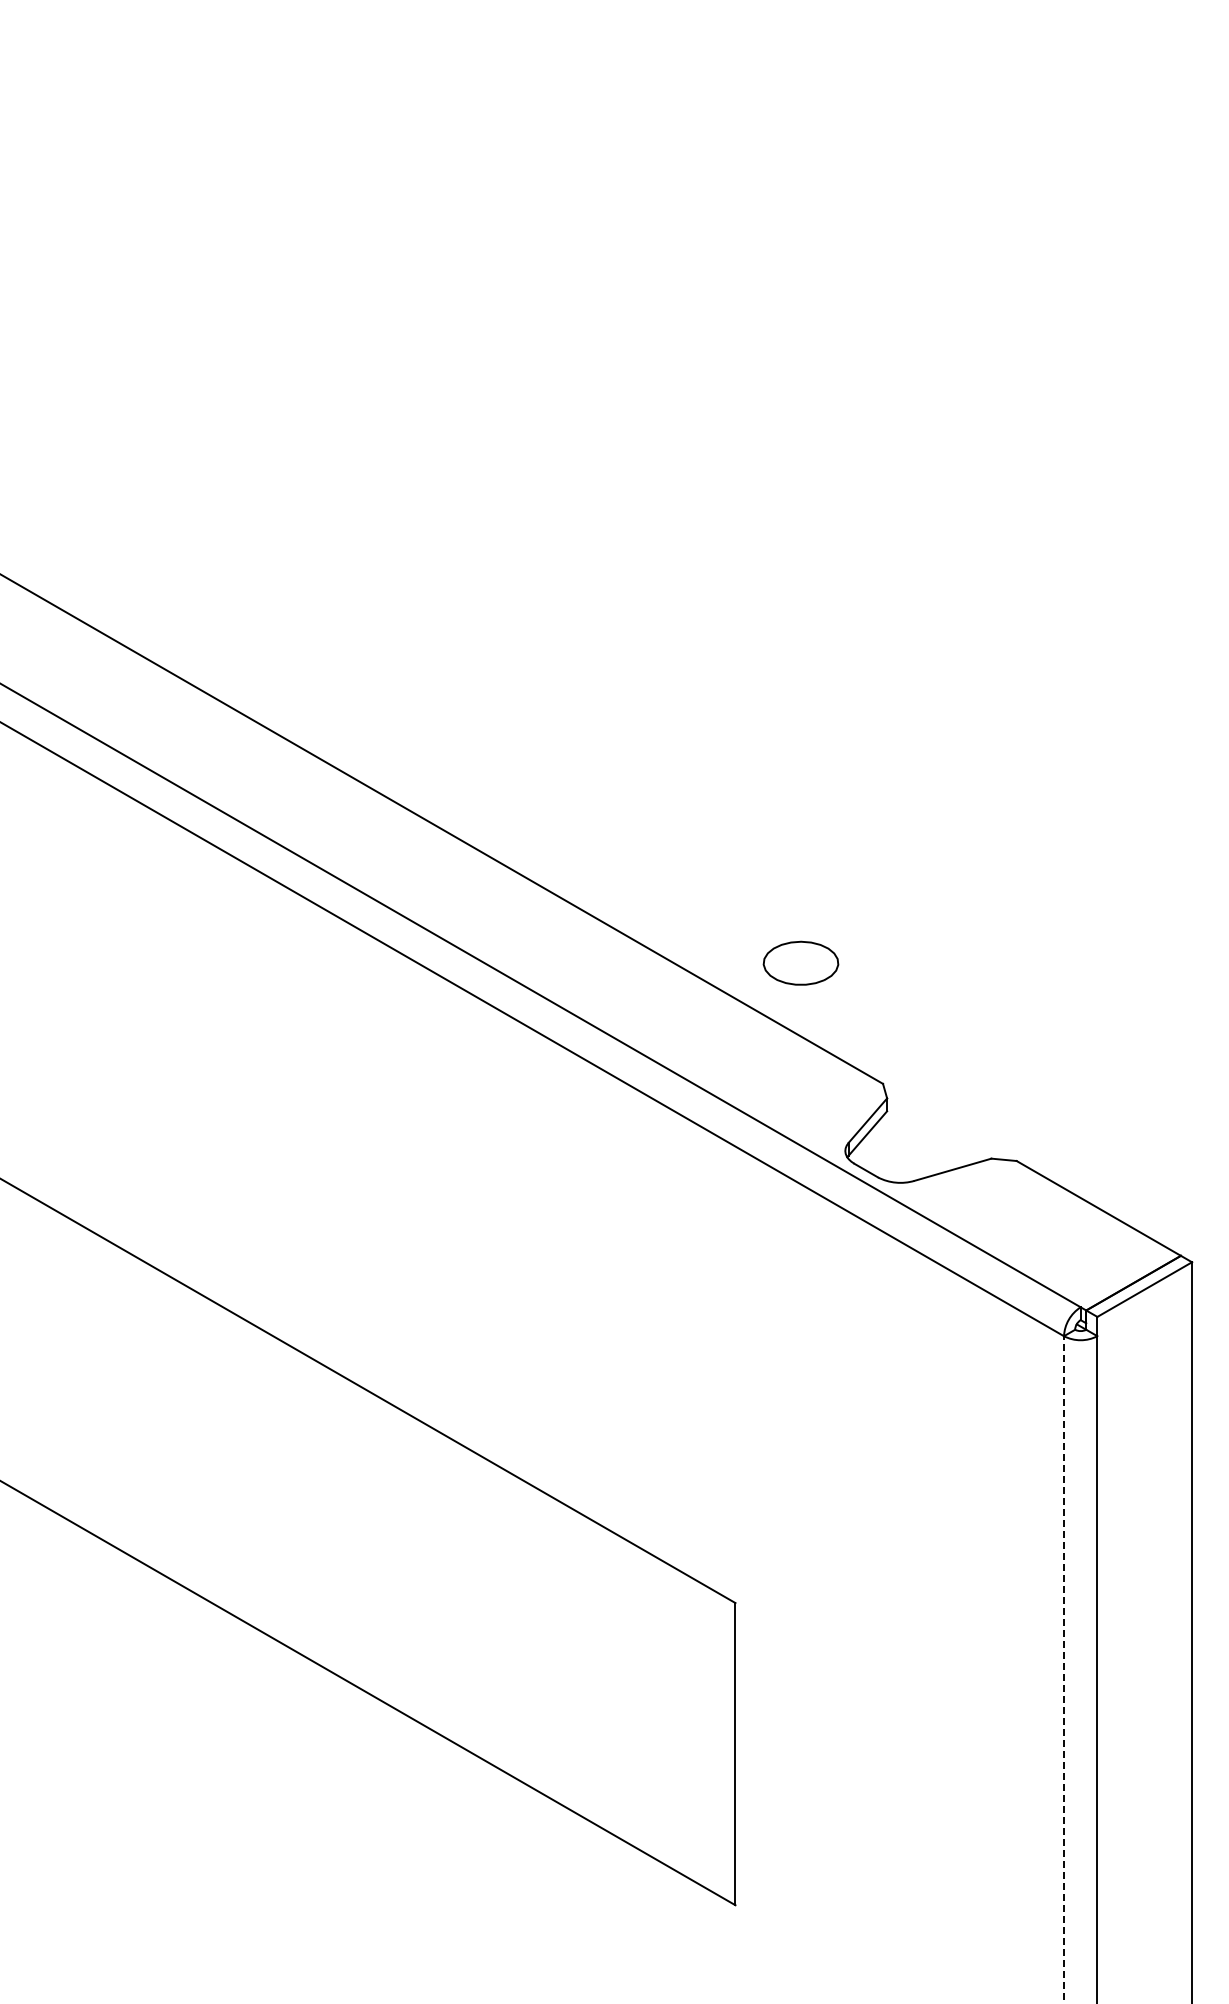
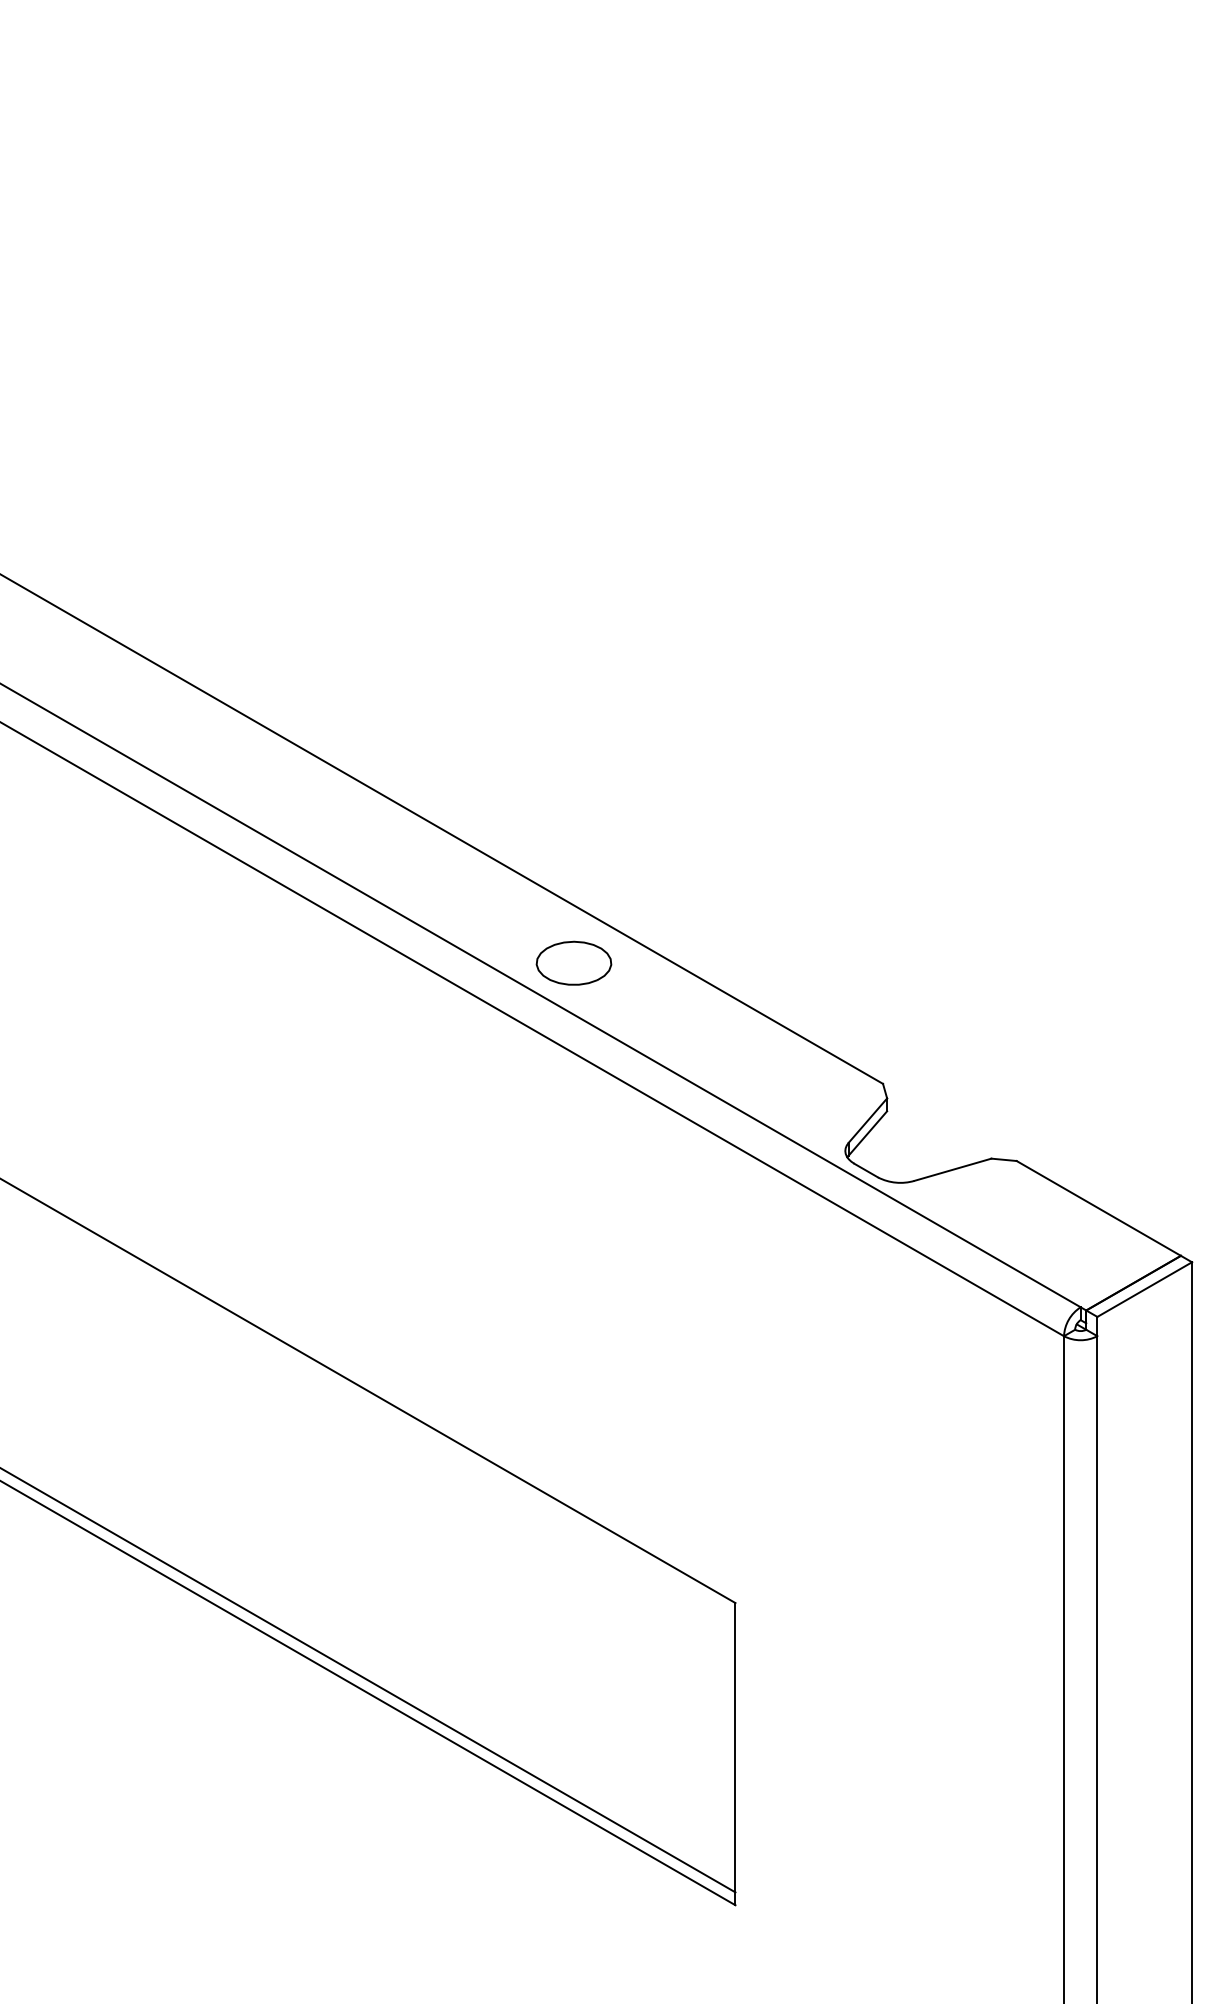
part position: (800, 962) -> (573, 962) (573, 962)
line: dashed -> solid (1064, 1670)
line: none -> present (368, 1680)
